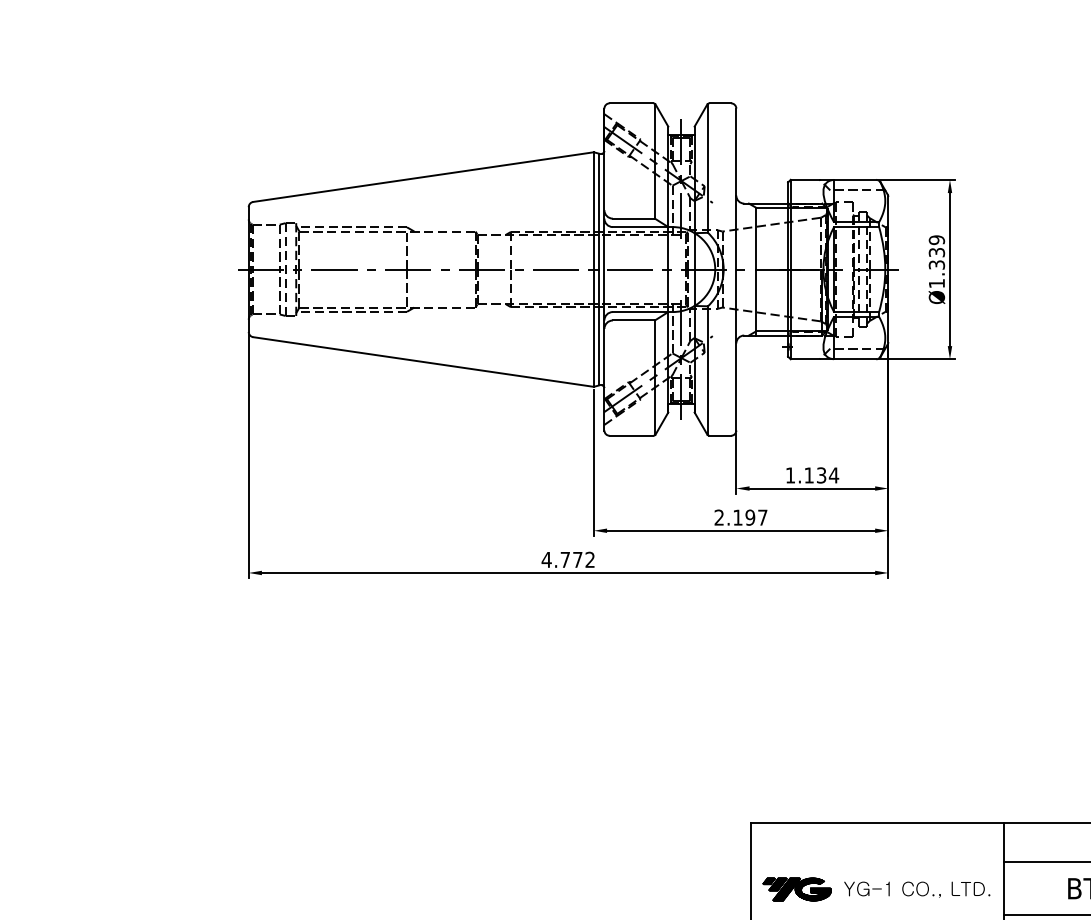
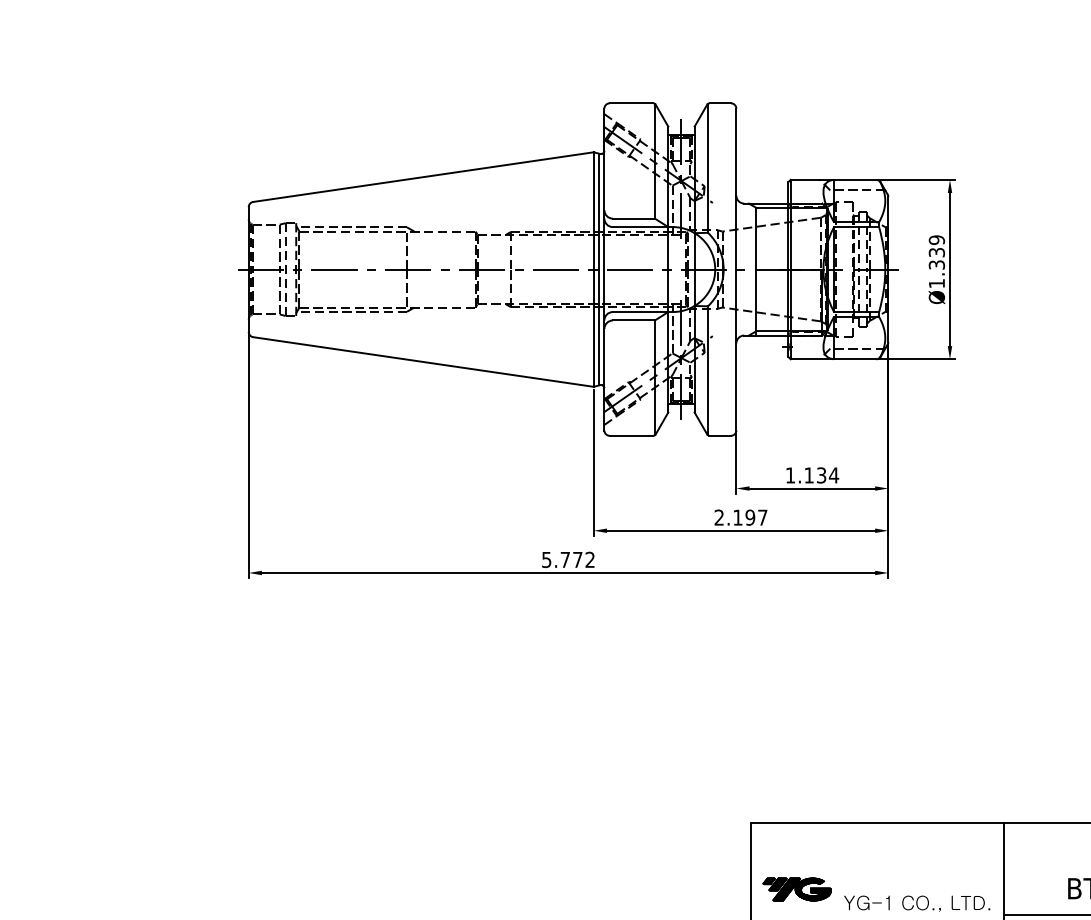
text: 4.772 -> 5.772 (546, 560)
line: present -> none (1045, 862)
text position: (917, 889) -> (917, 903) (917, 903)
